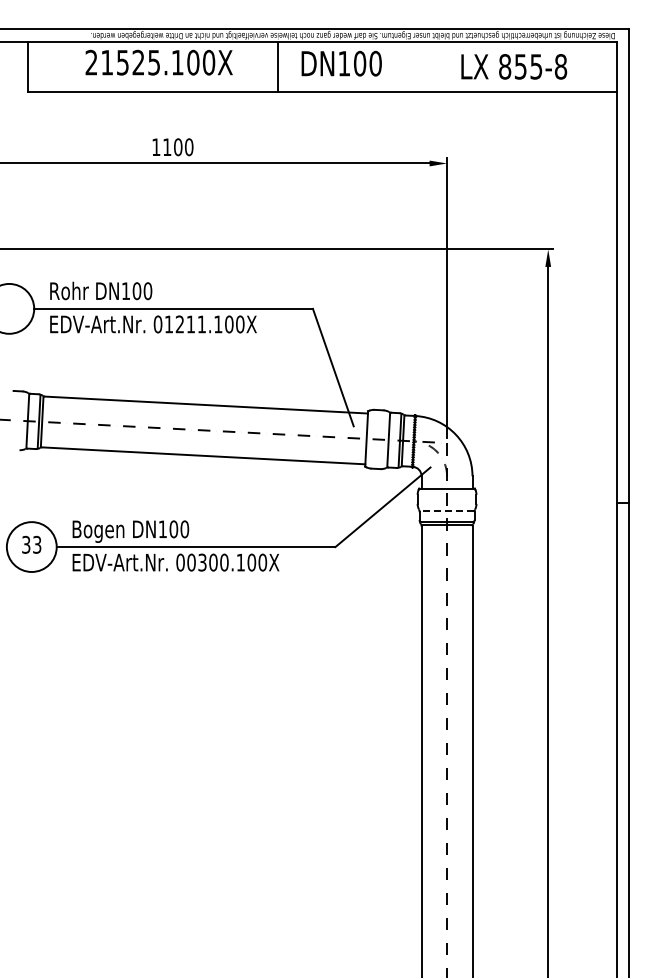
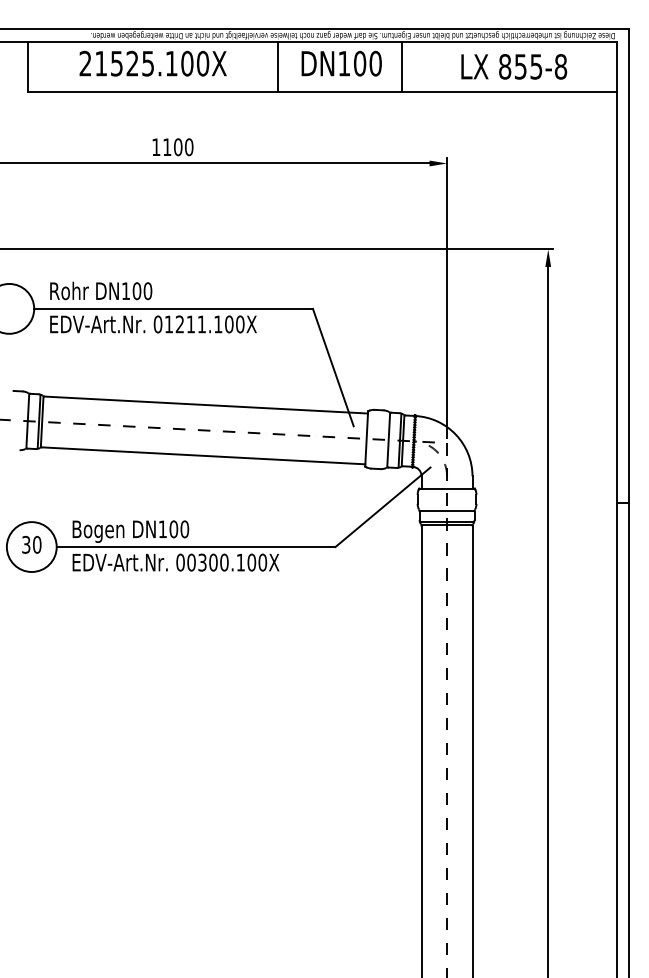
text position: (158, 62) -> (152, 63) (152, 63)
line: none -> present (402, 66)
line: dashed -> solid (447, 510)
text: 33 -> 30 (37, 544)
